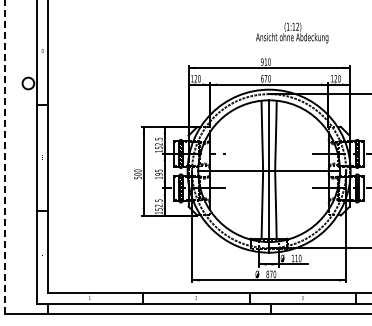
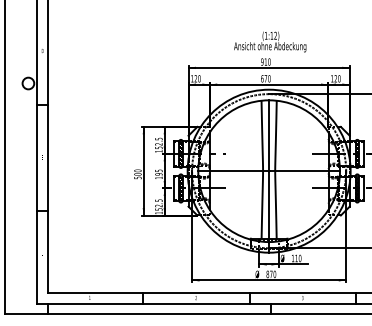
text position: (292, 32) -> (270, 41) (270, 41)
line: dashed -> solid (5, 157)
